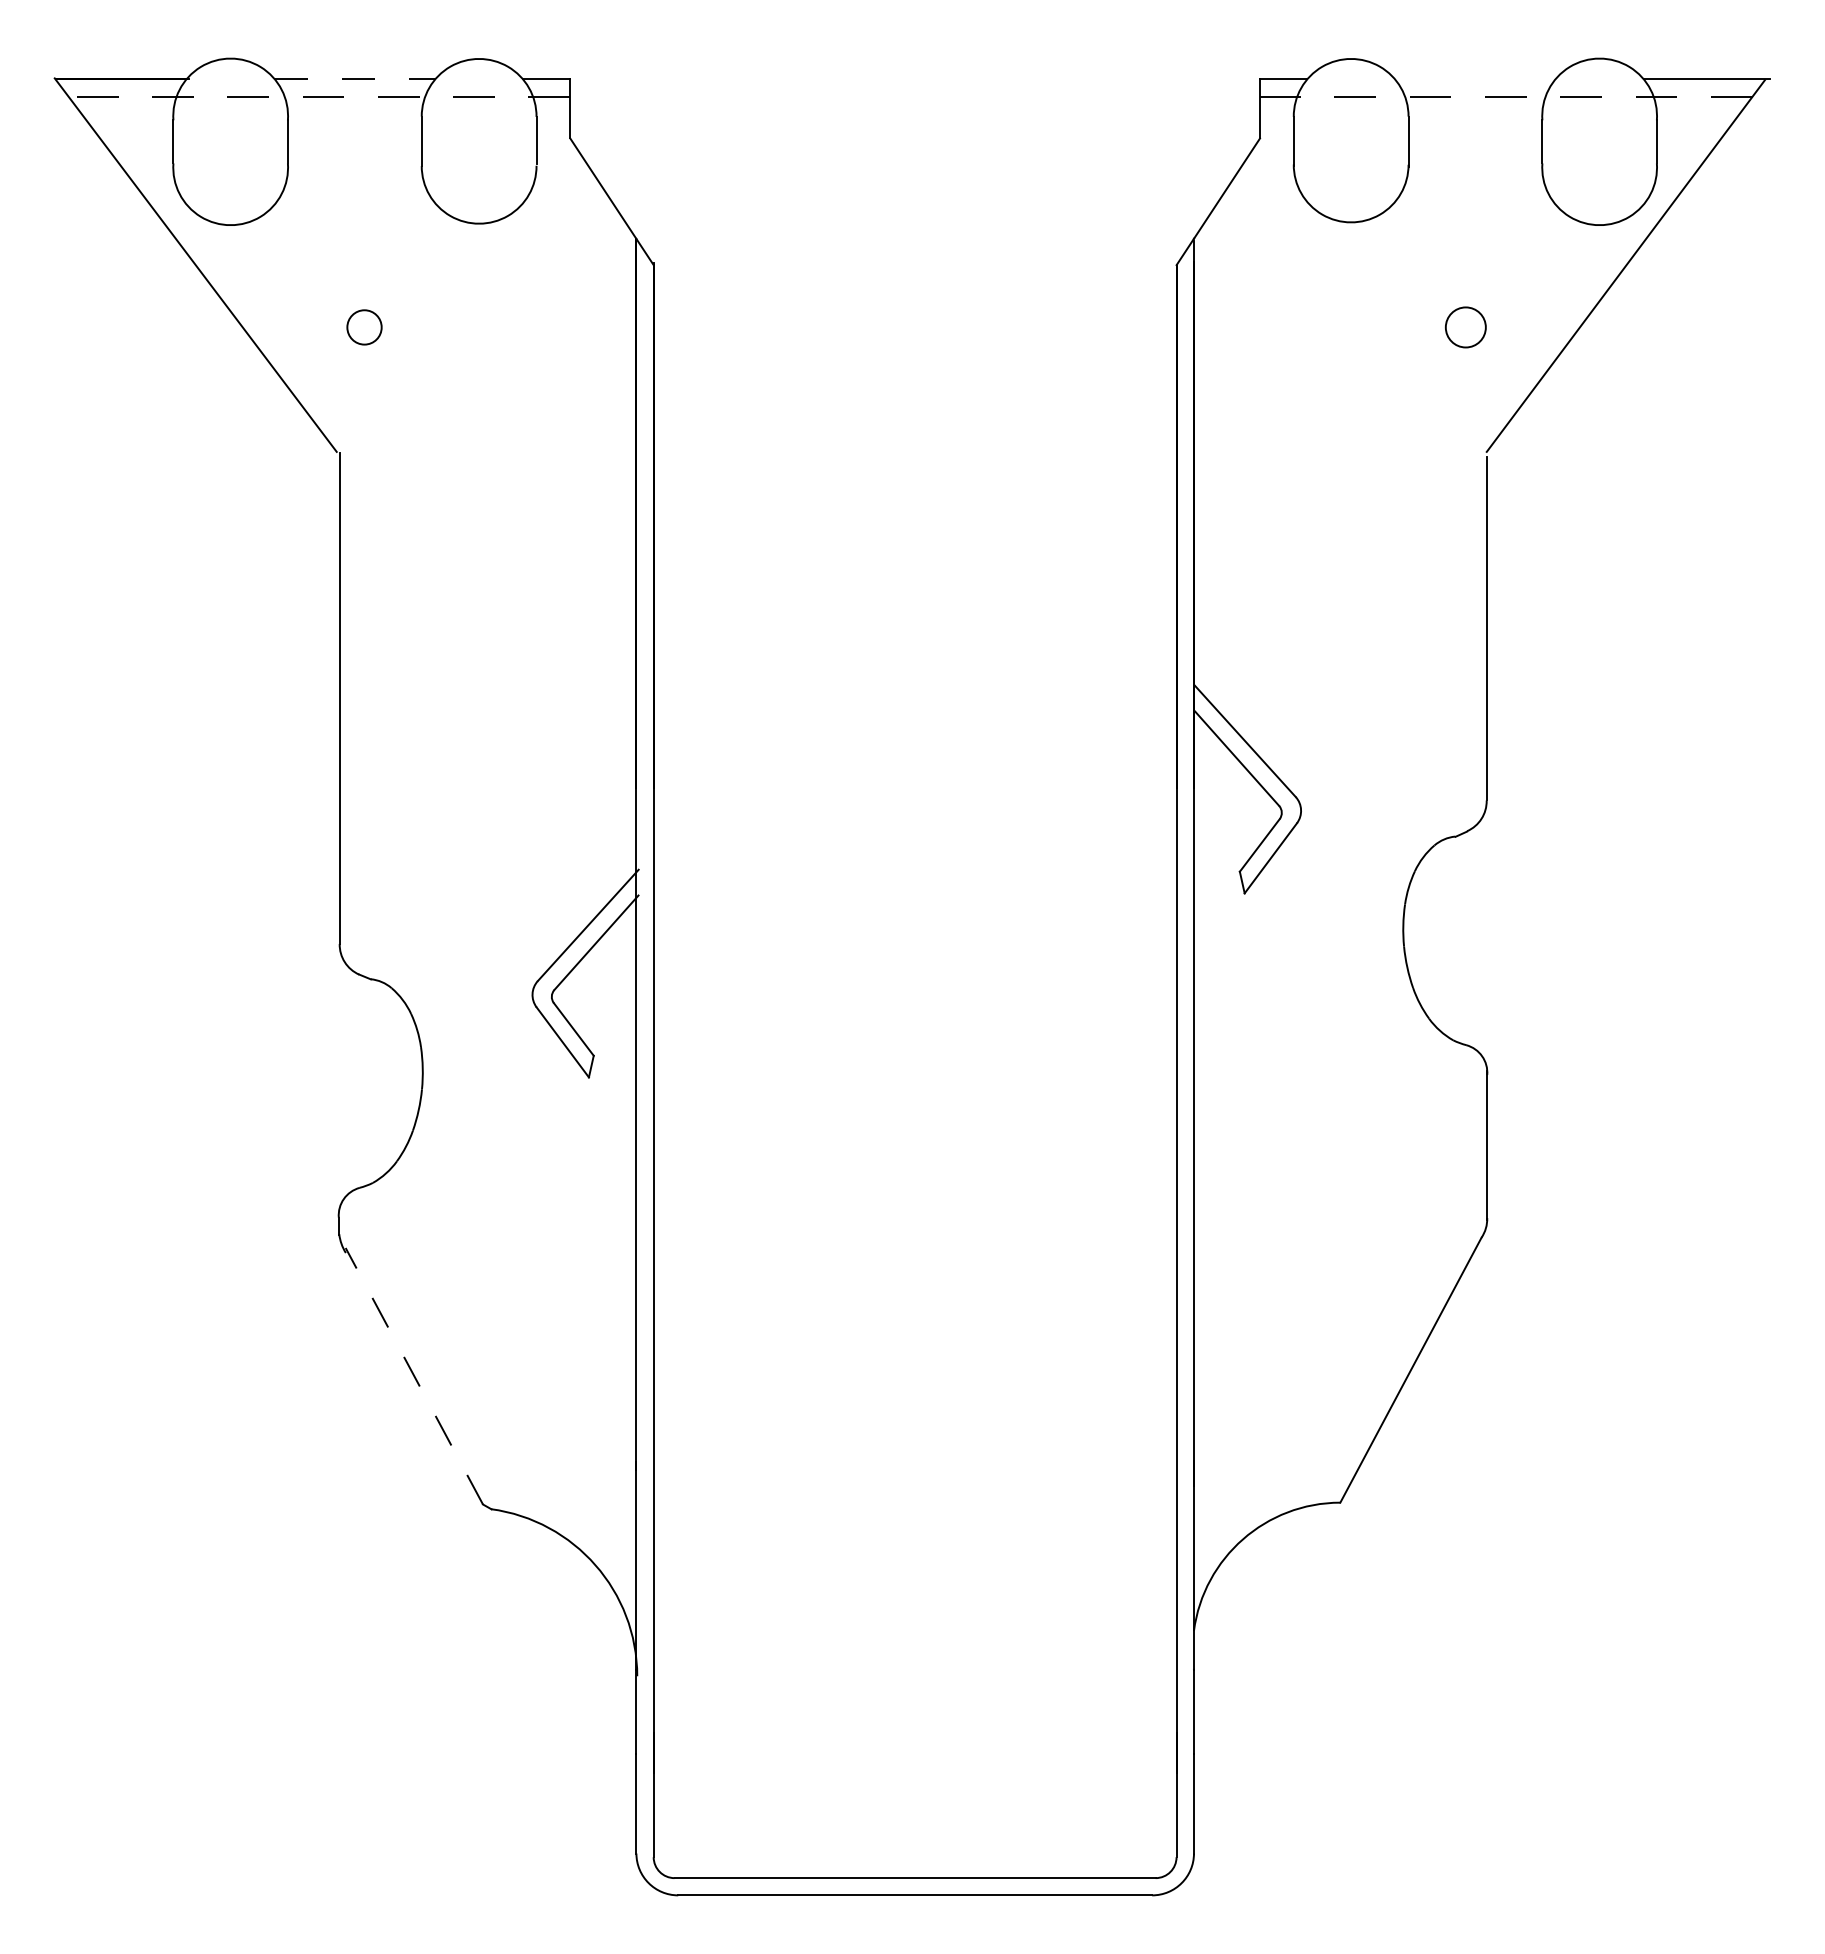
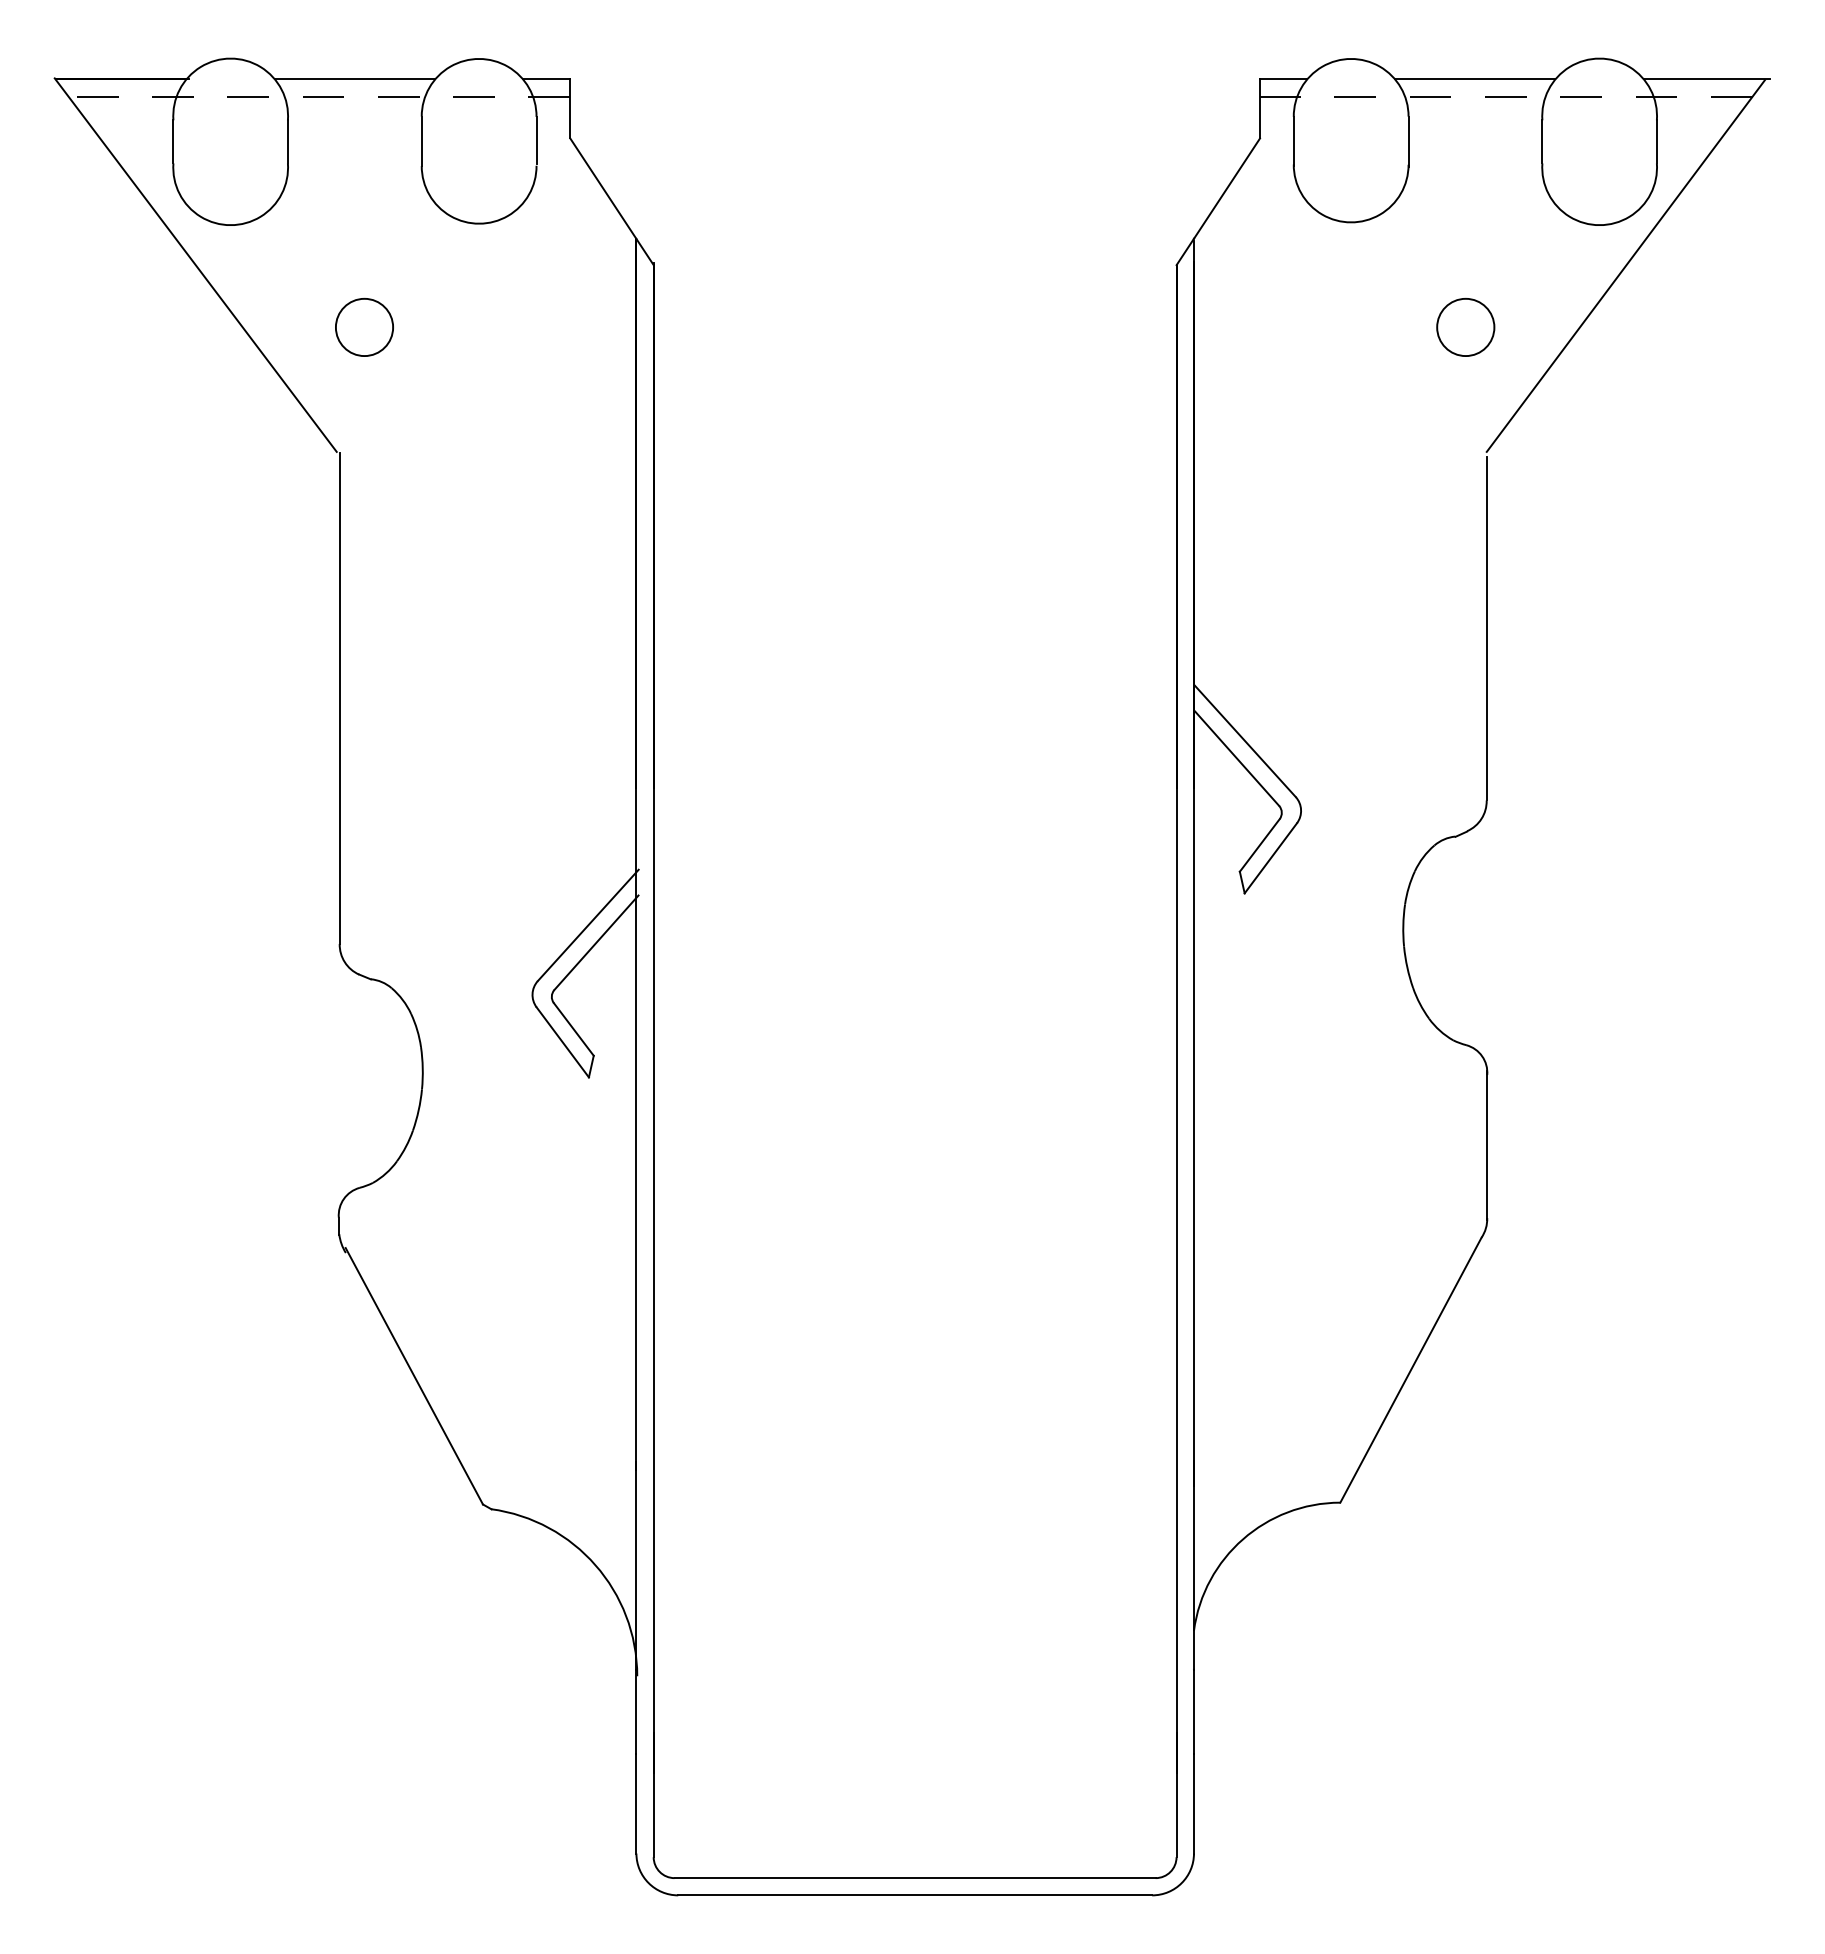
line: dashed -> solid (355, 79)
line: none -> present (1475, 79)
circle diameter: 34 px -> 57 px (364, 327)
circle size: 43x43 px -> 60x59 px (1465, 327)
line: dashed -> solid (414, 1375)
